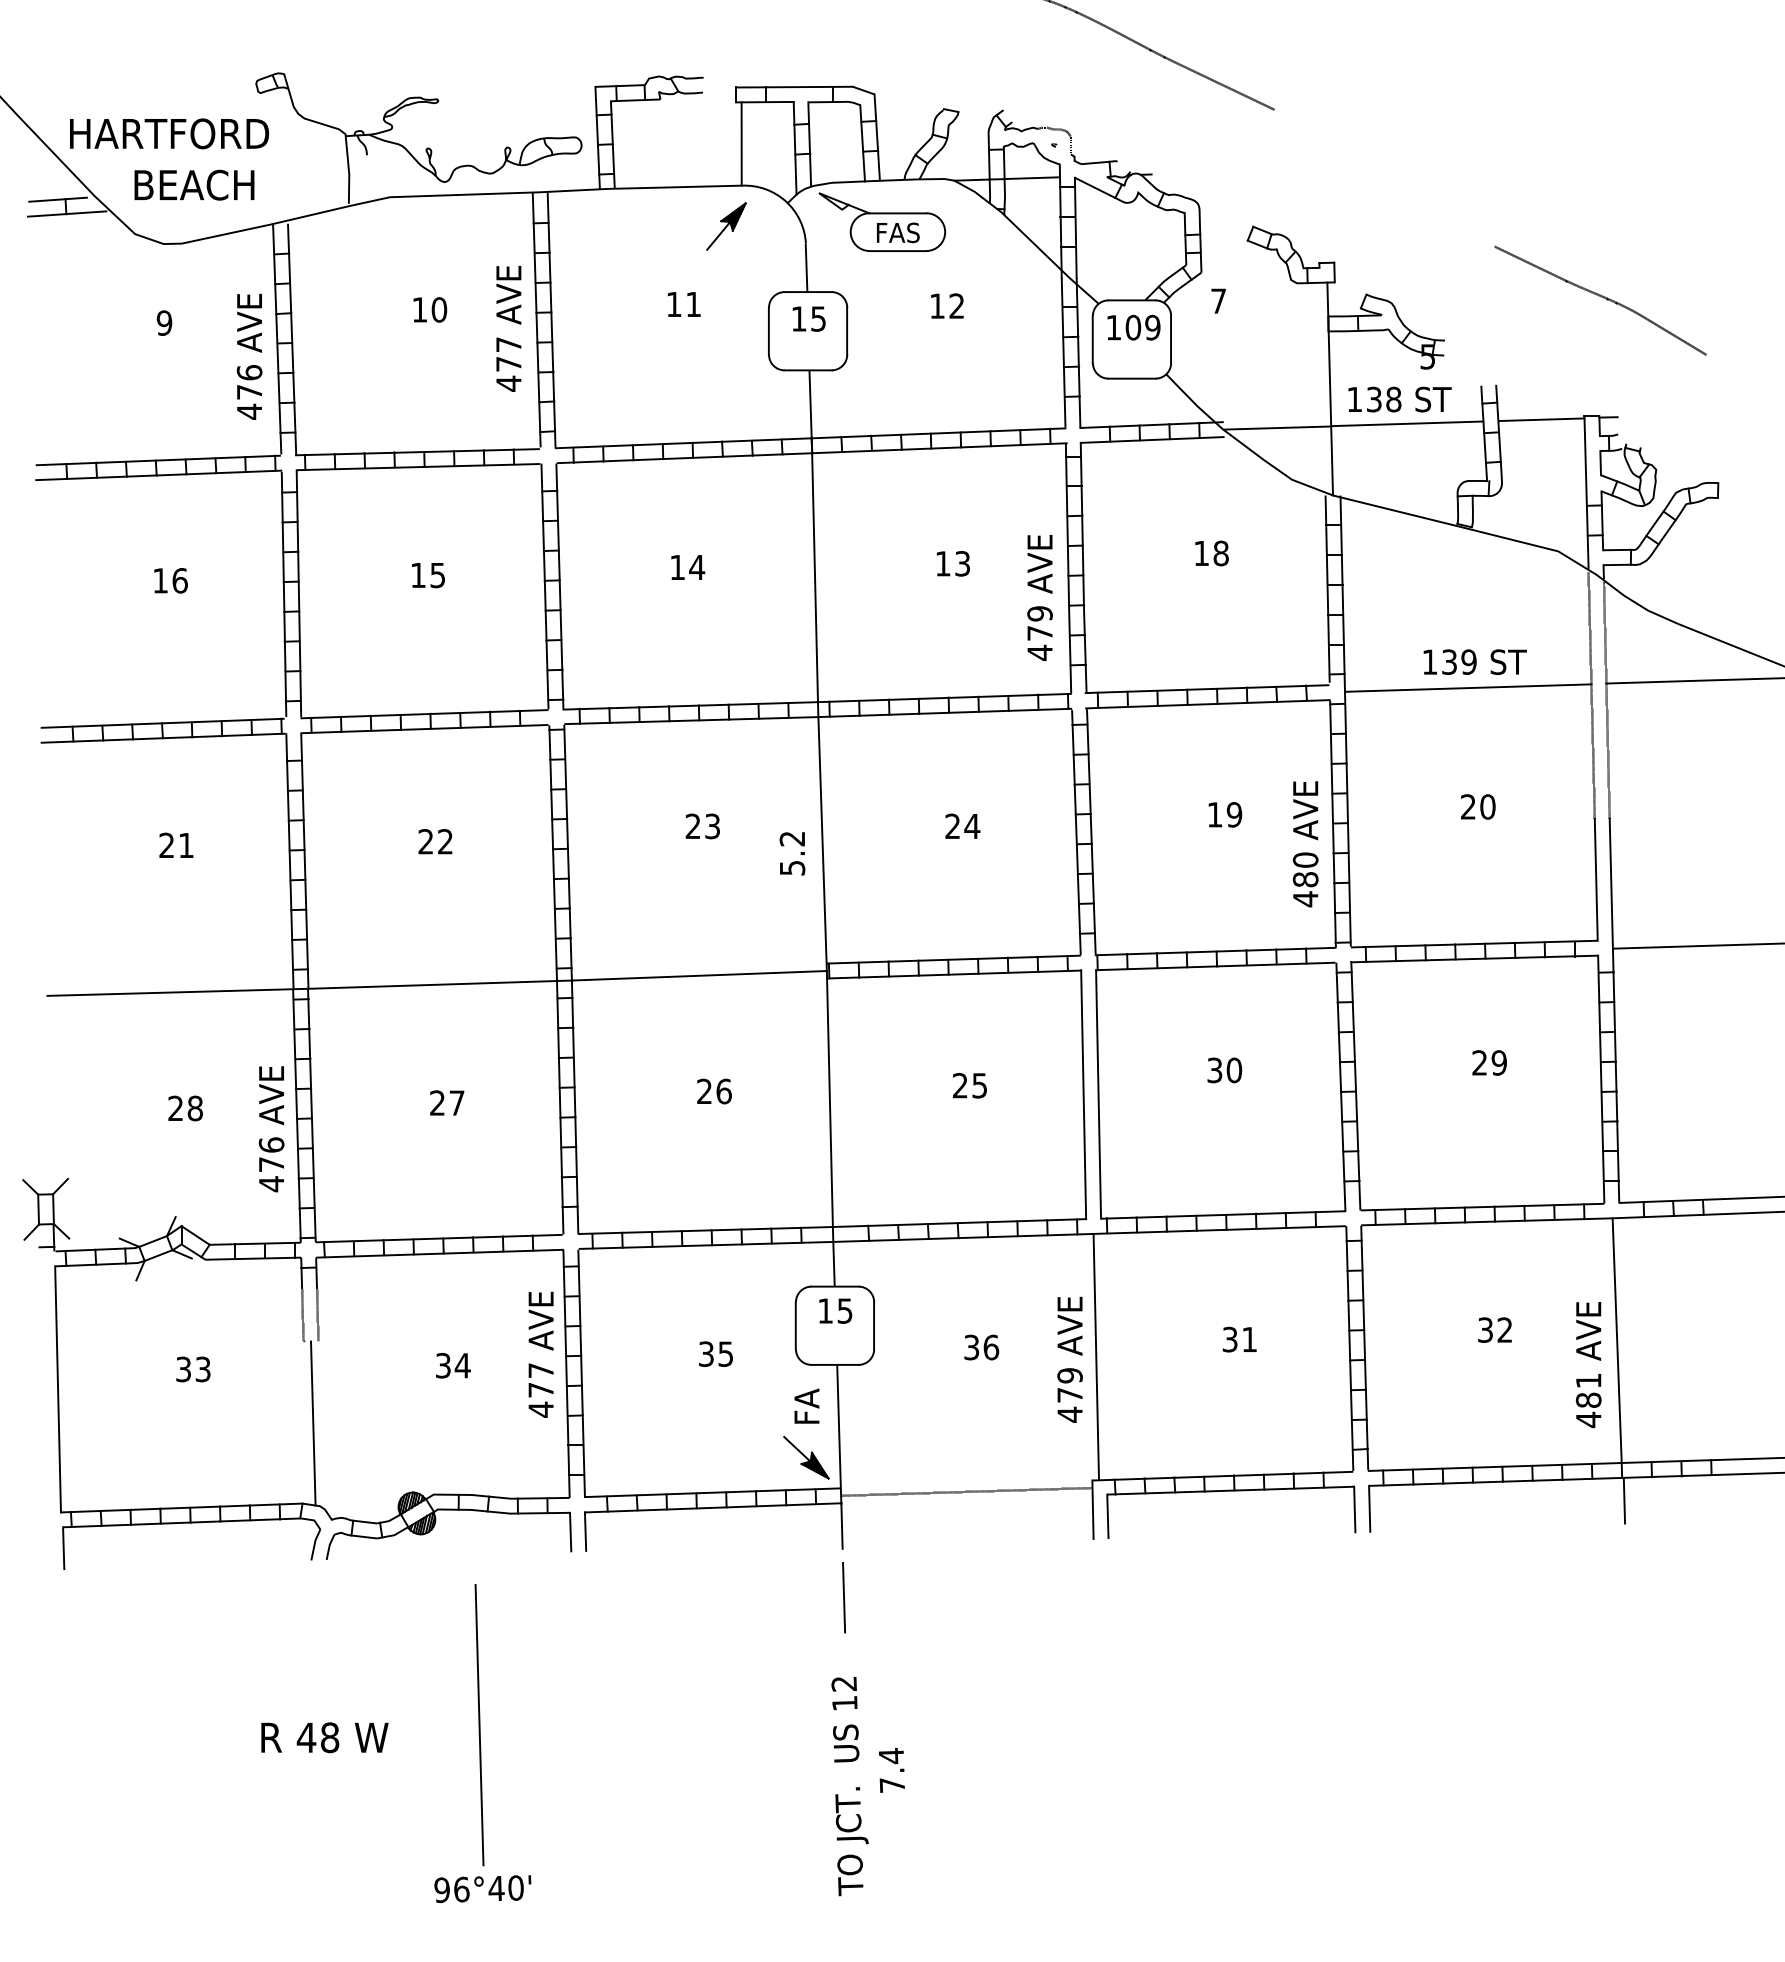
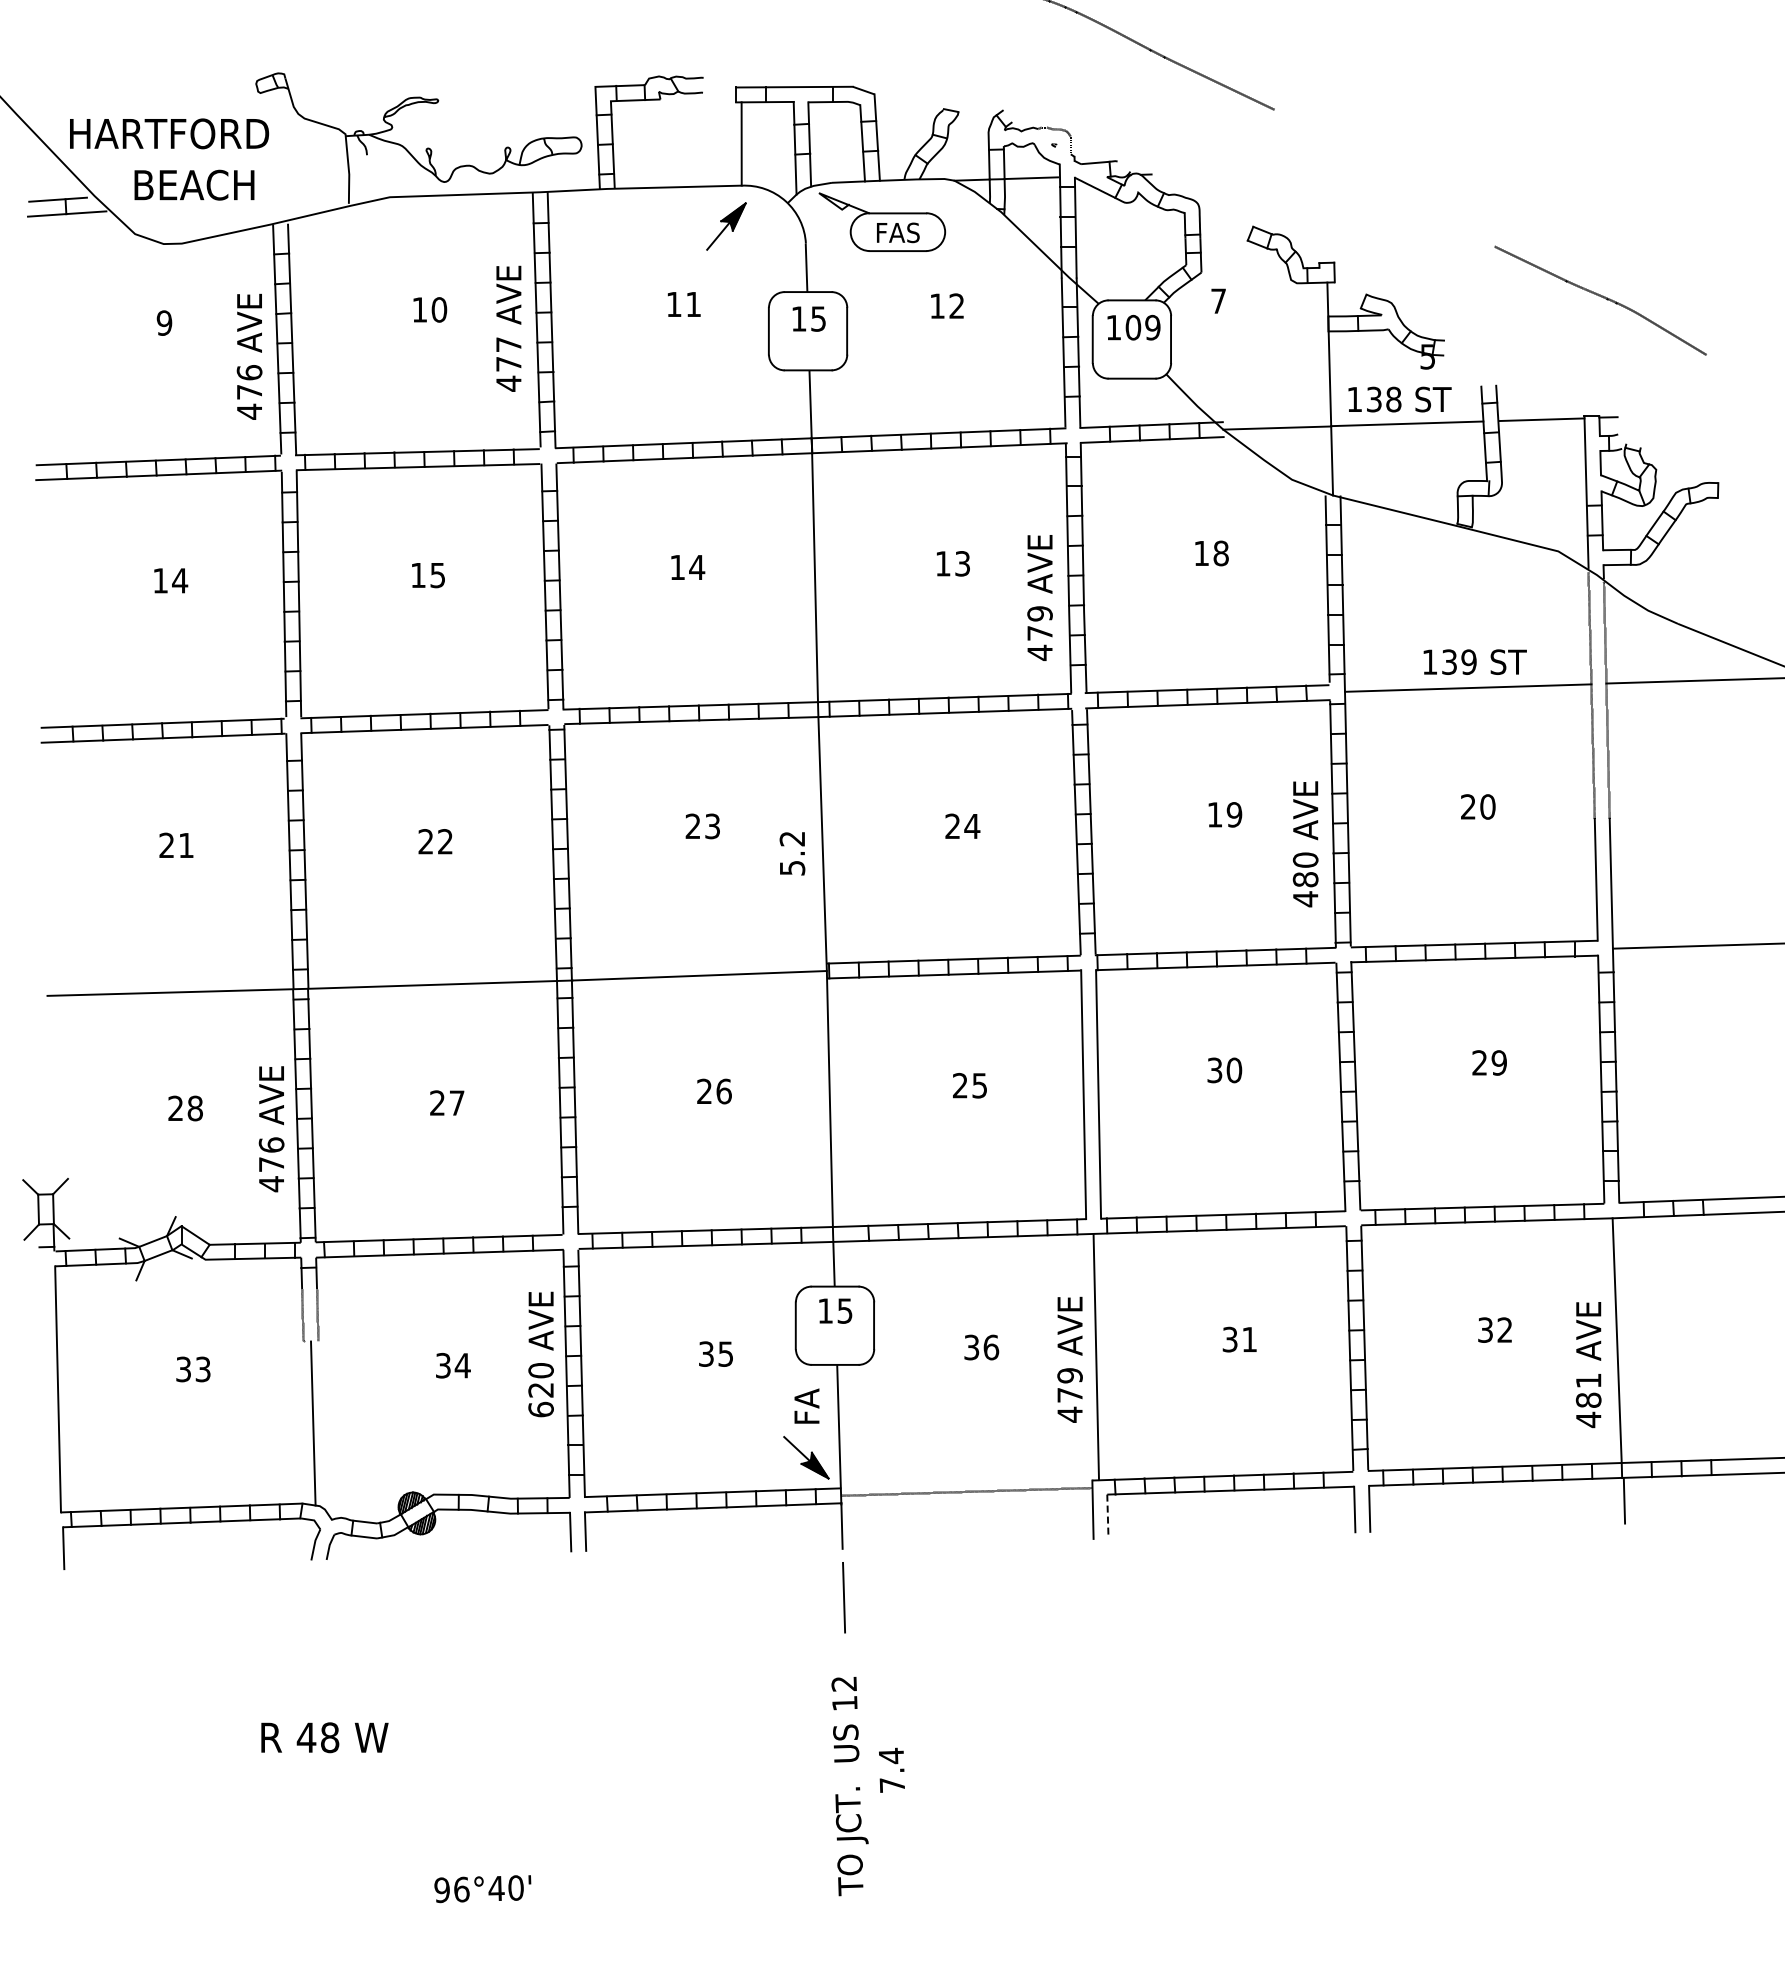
text: 16 -> 14 (180, 580)
text: 477 -> 620 (540, 1390)
line: solid -> dashed (1107, 1516)
line: present -> none (479, 1724)
